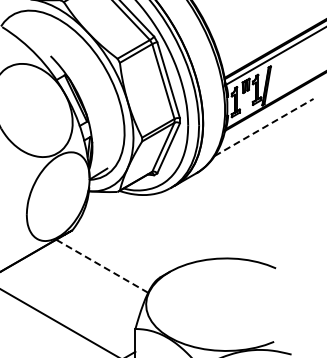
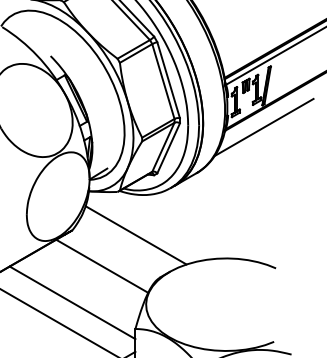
line: dashed -> solid (264, 127)
line: none -> present (135, 235)
line: dashed -> solid (101, 266)
line: none -> present (72, 302)
